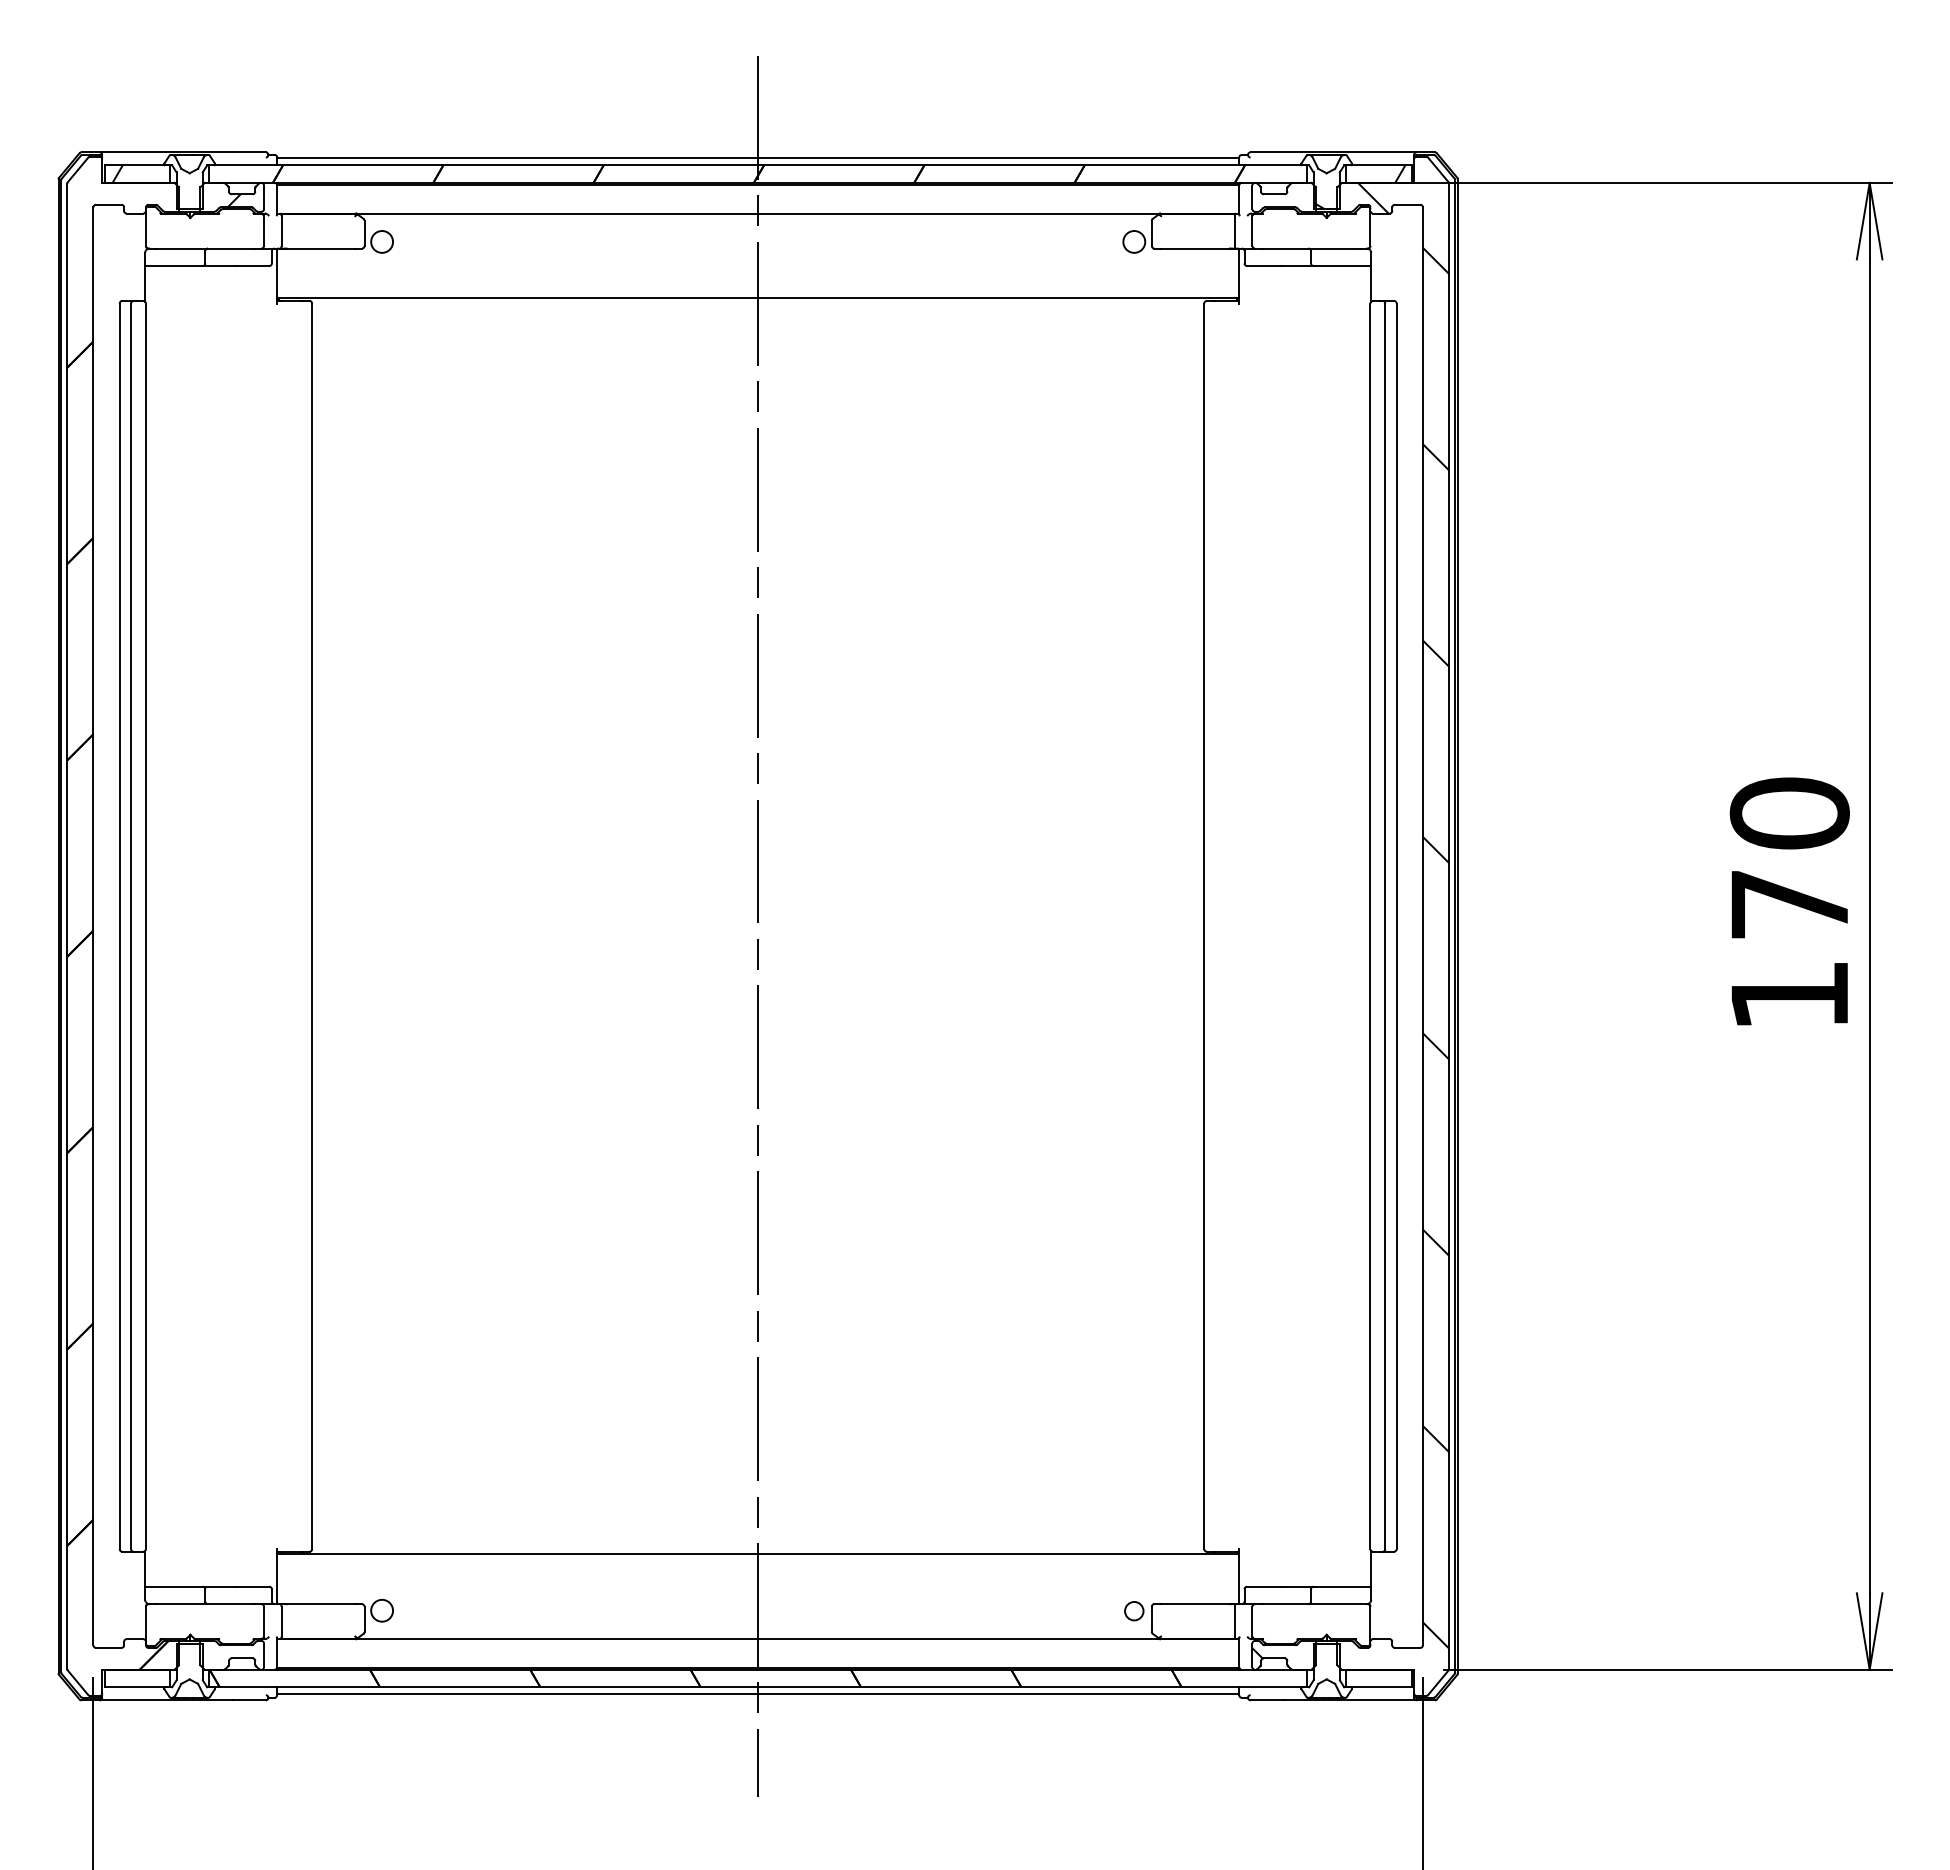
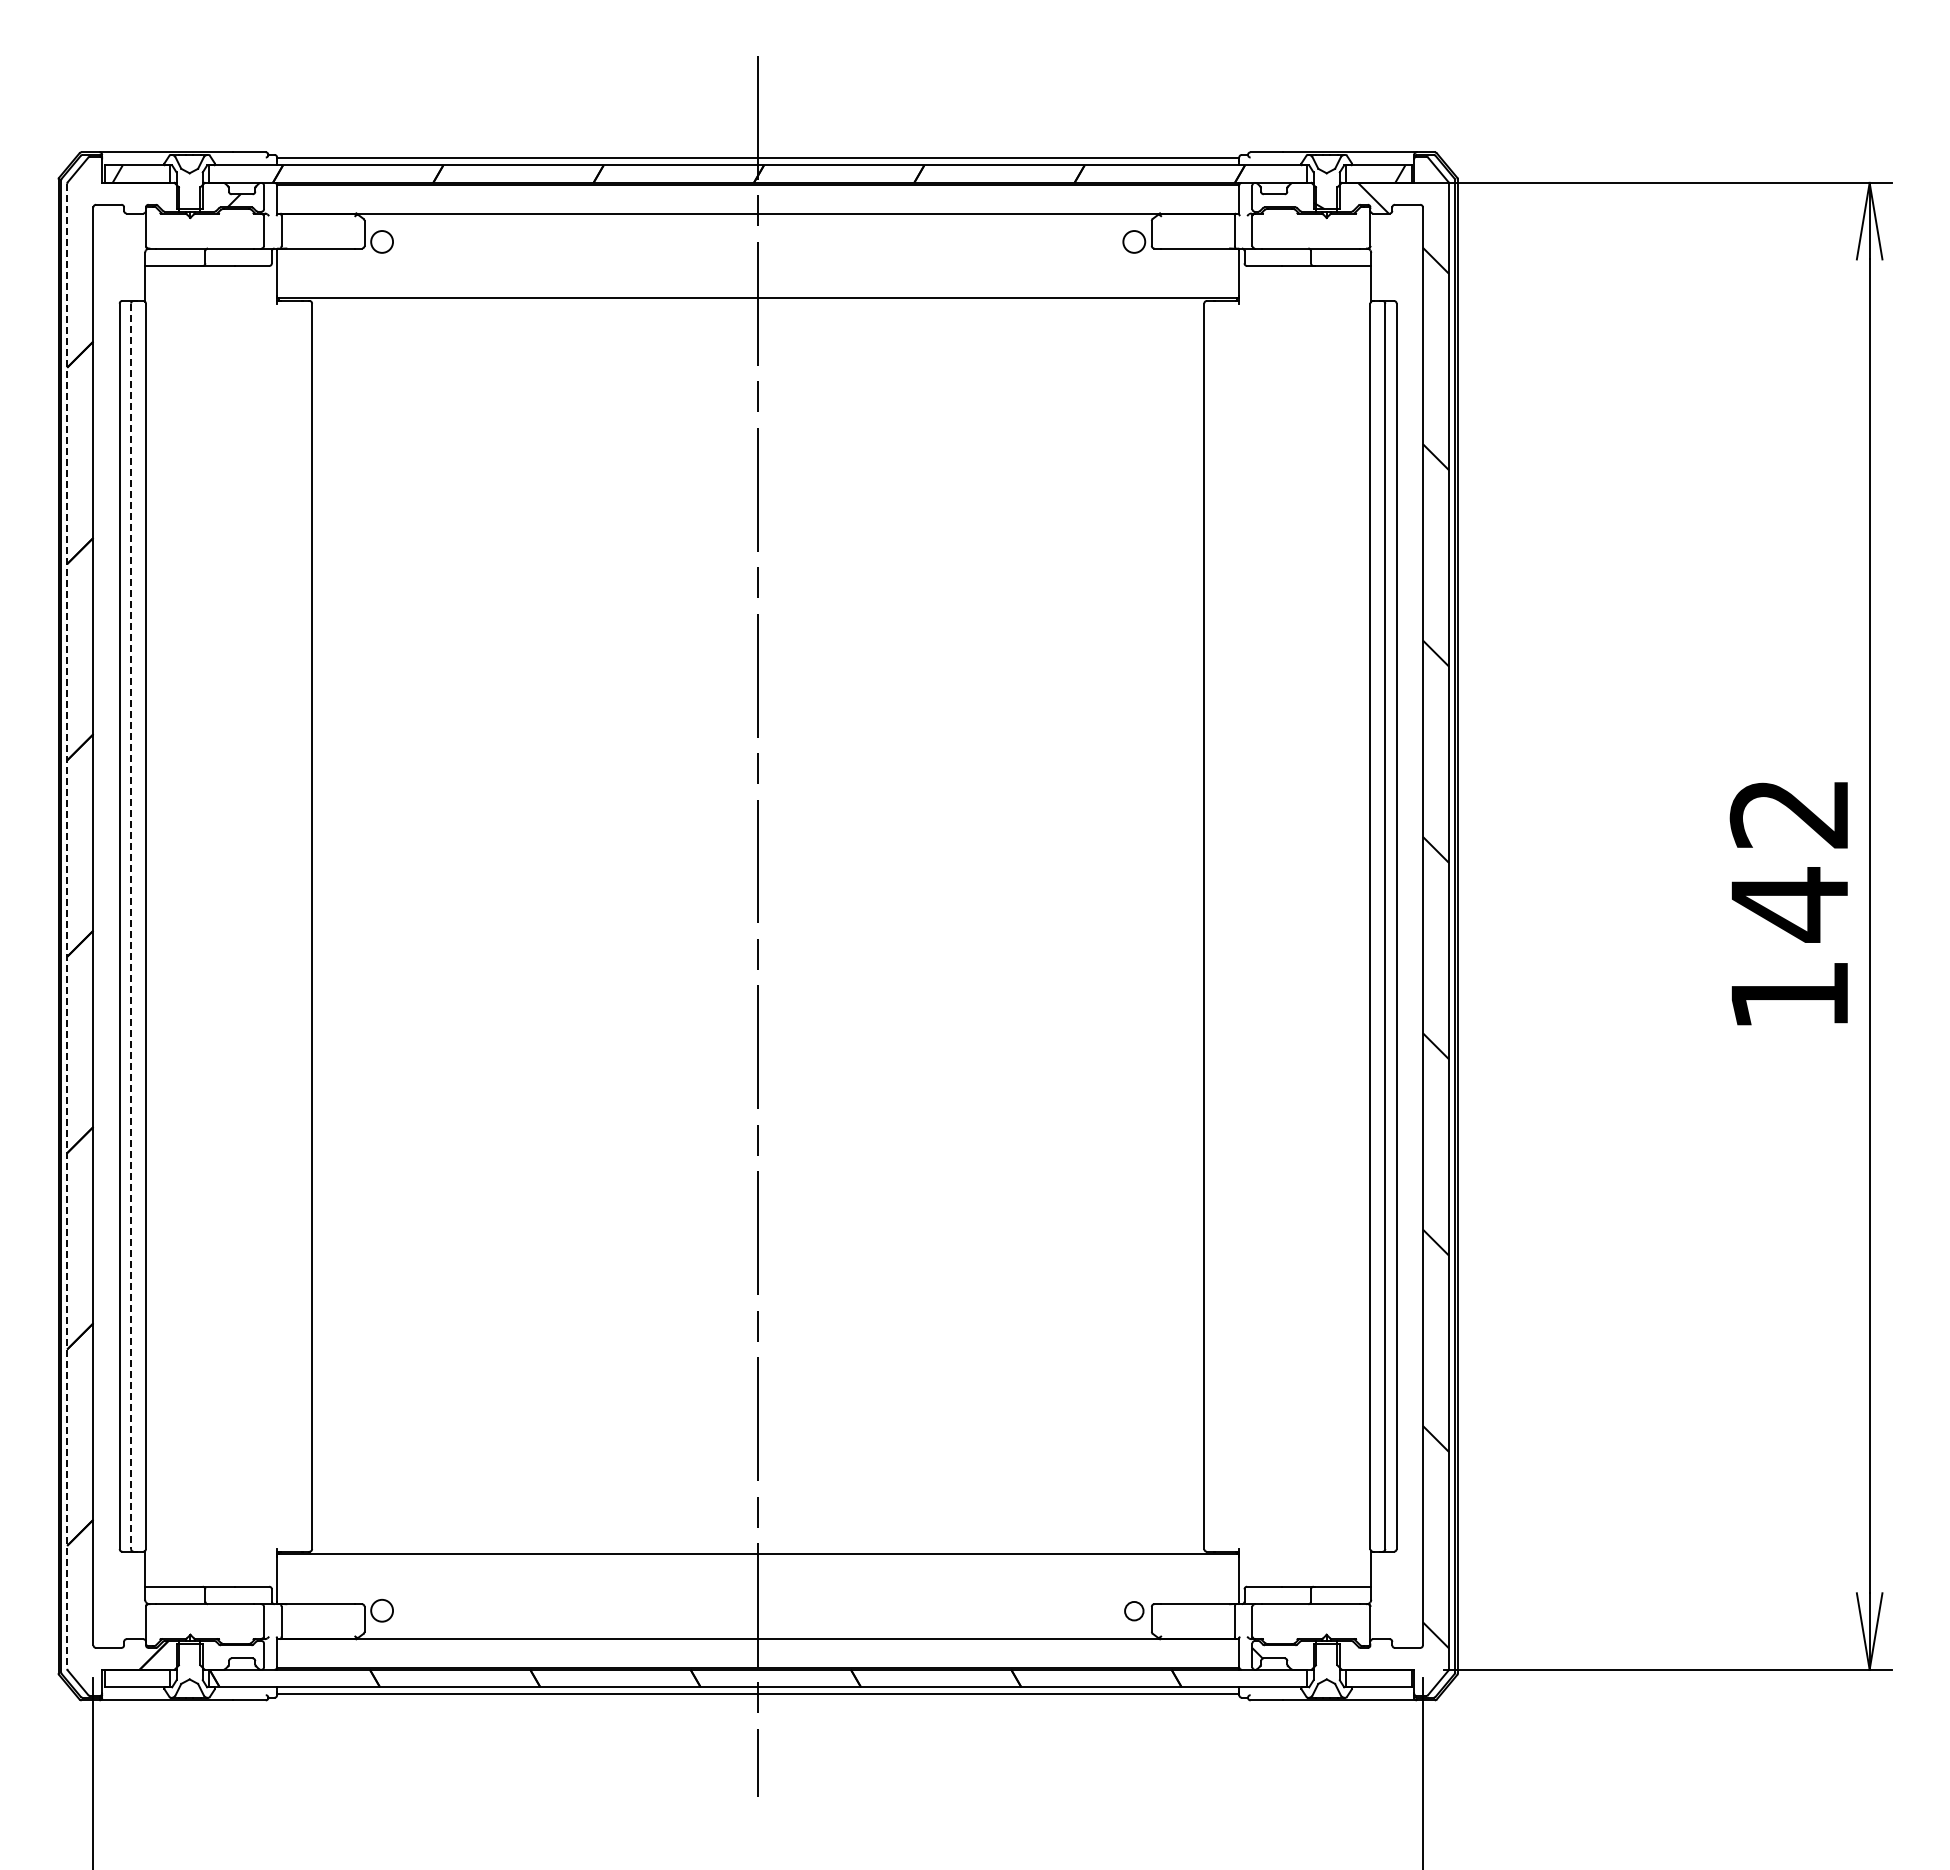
text: 170 -> 142 (1789, 859)
line: solid -> dashed (67, 926)
line: solid -> dashed (131, 926)
